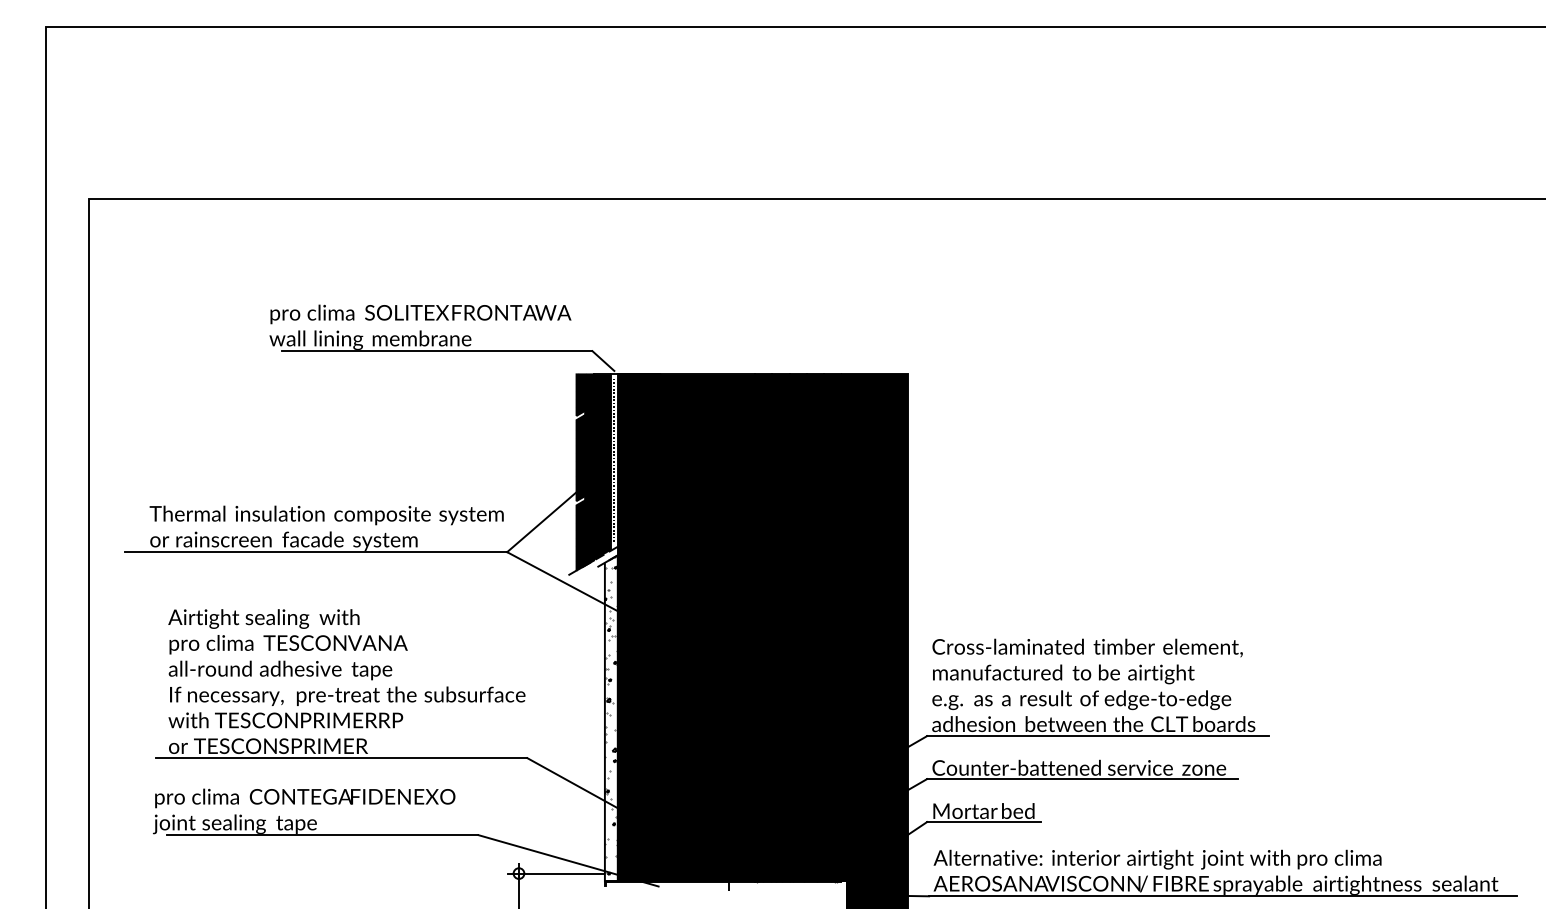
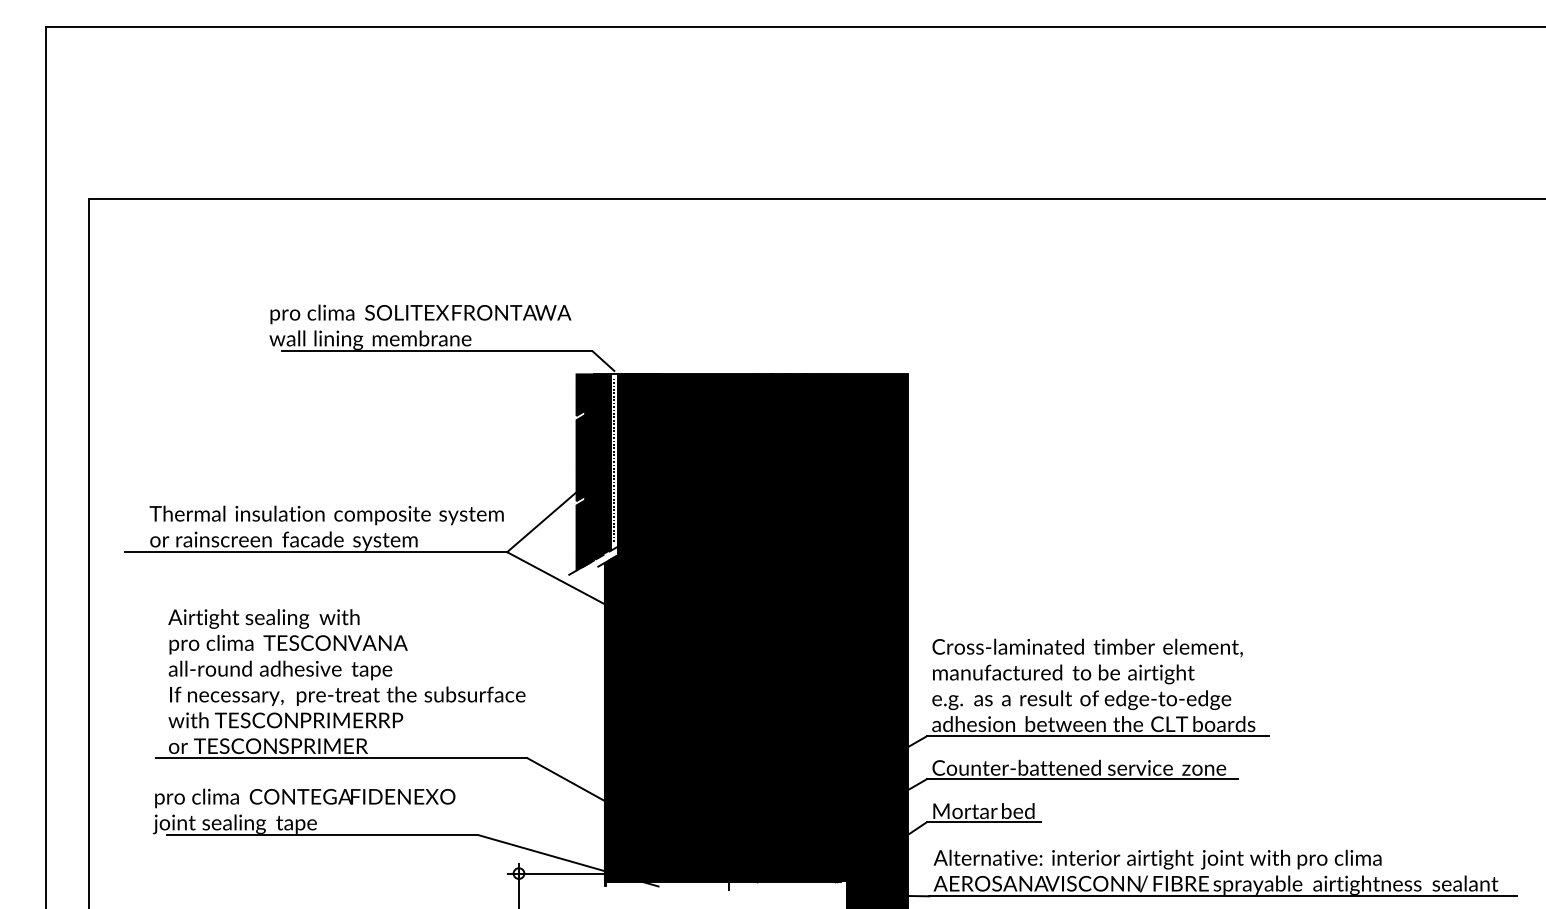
fill: none -> present (610, 718)
